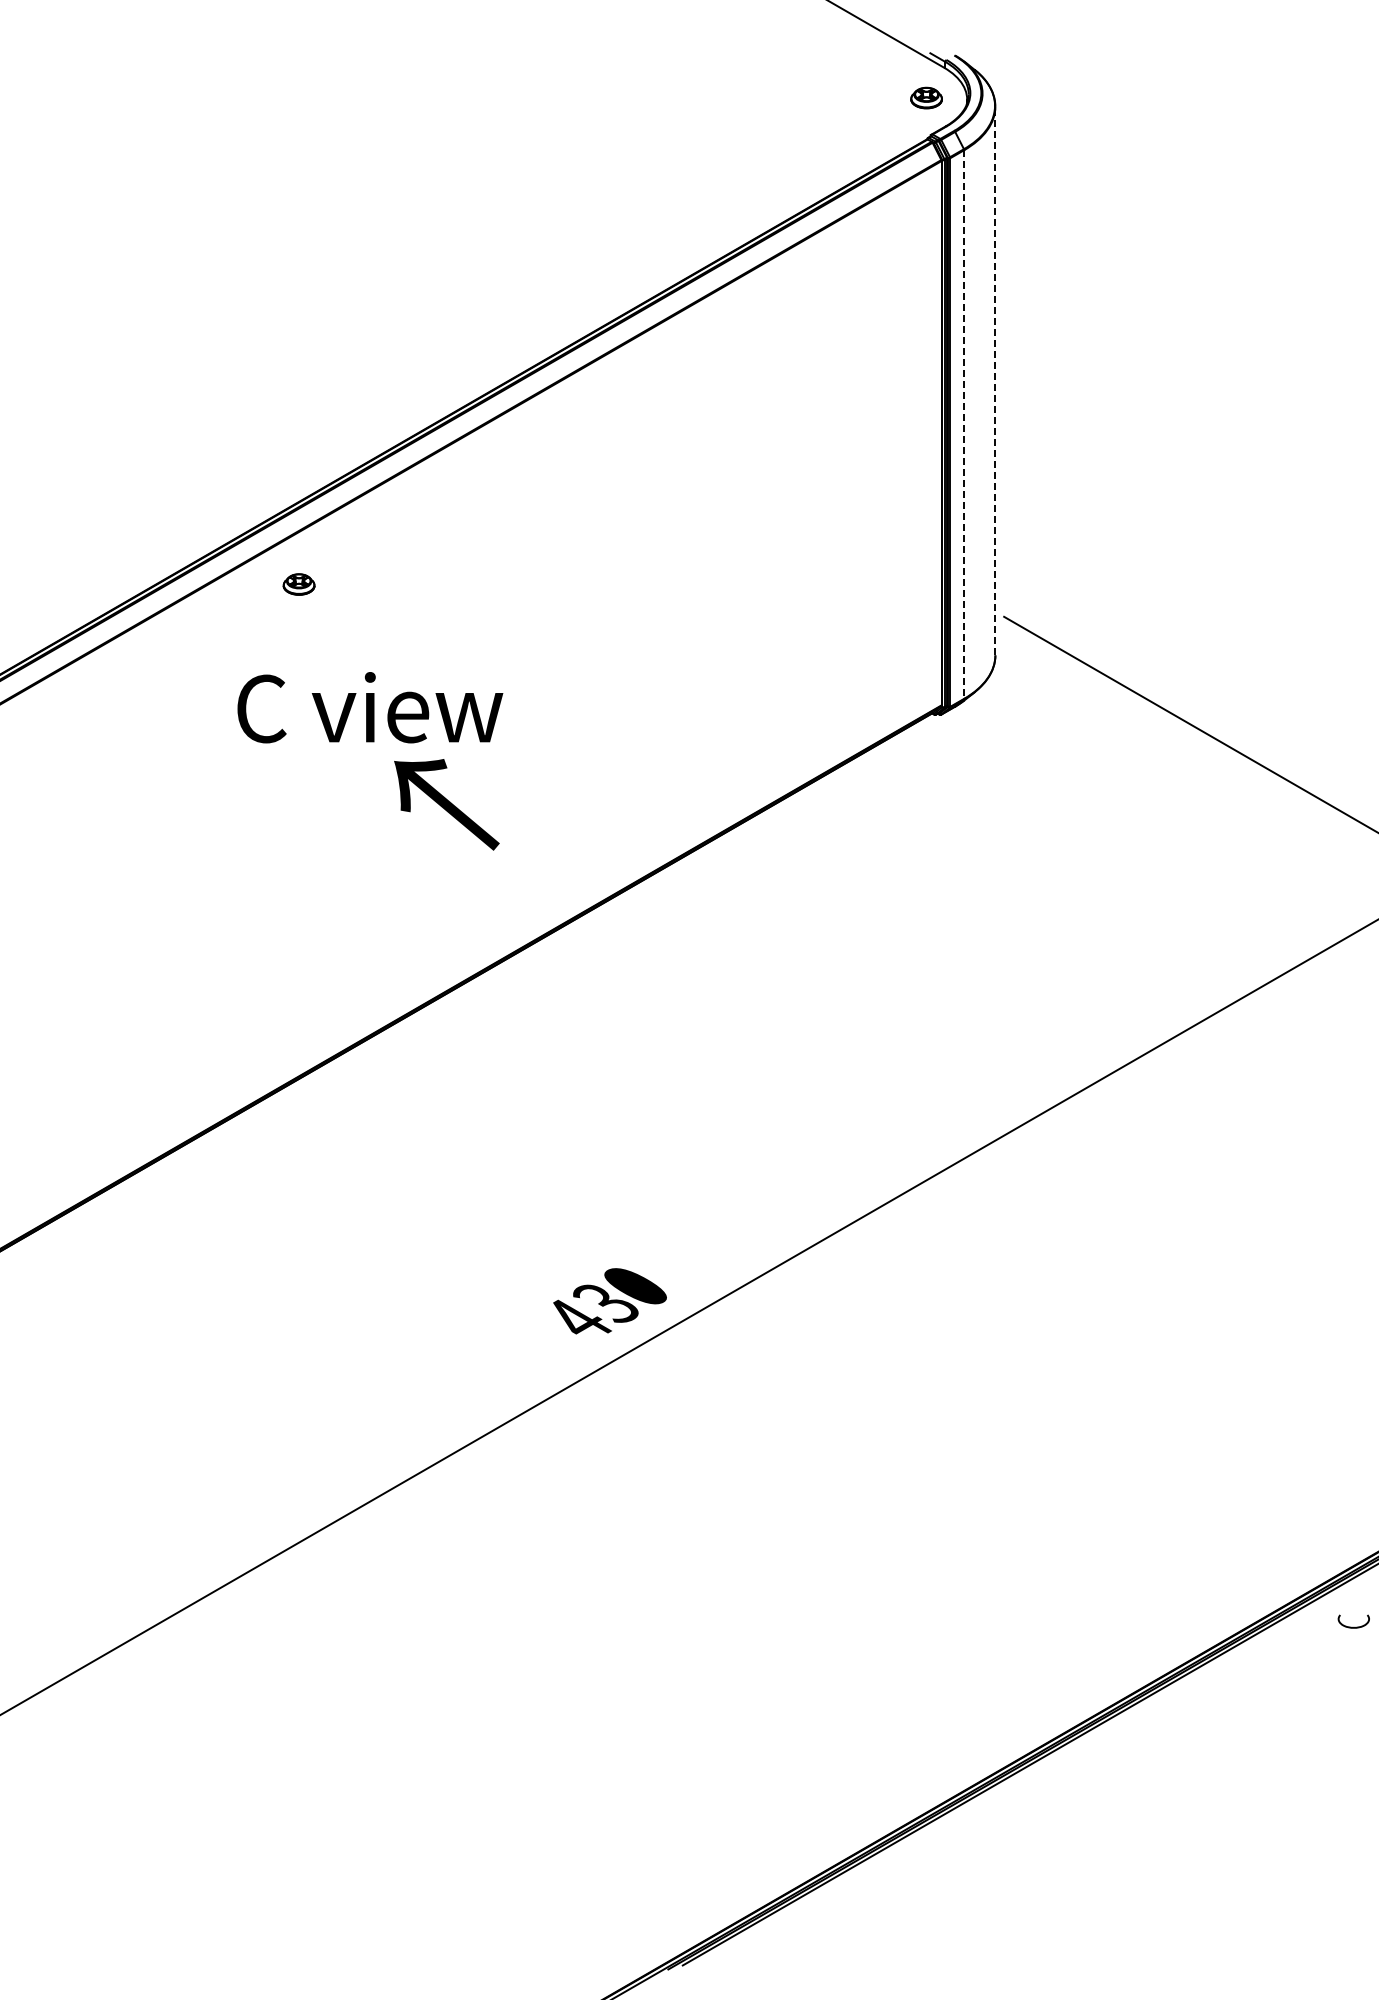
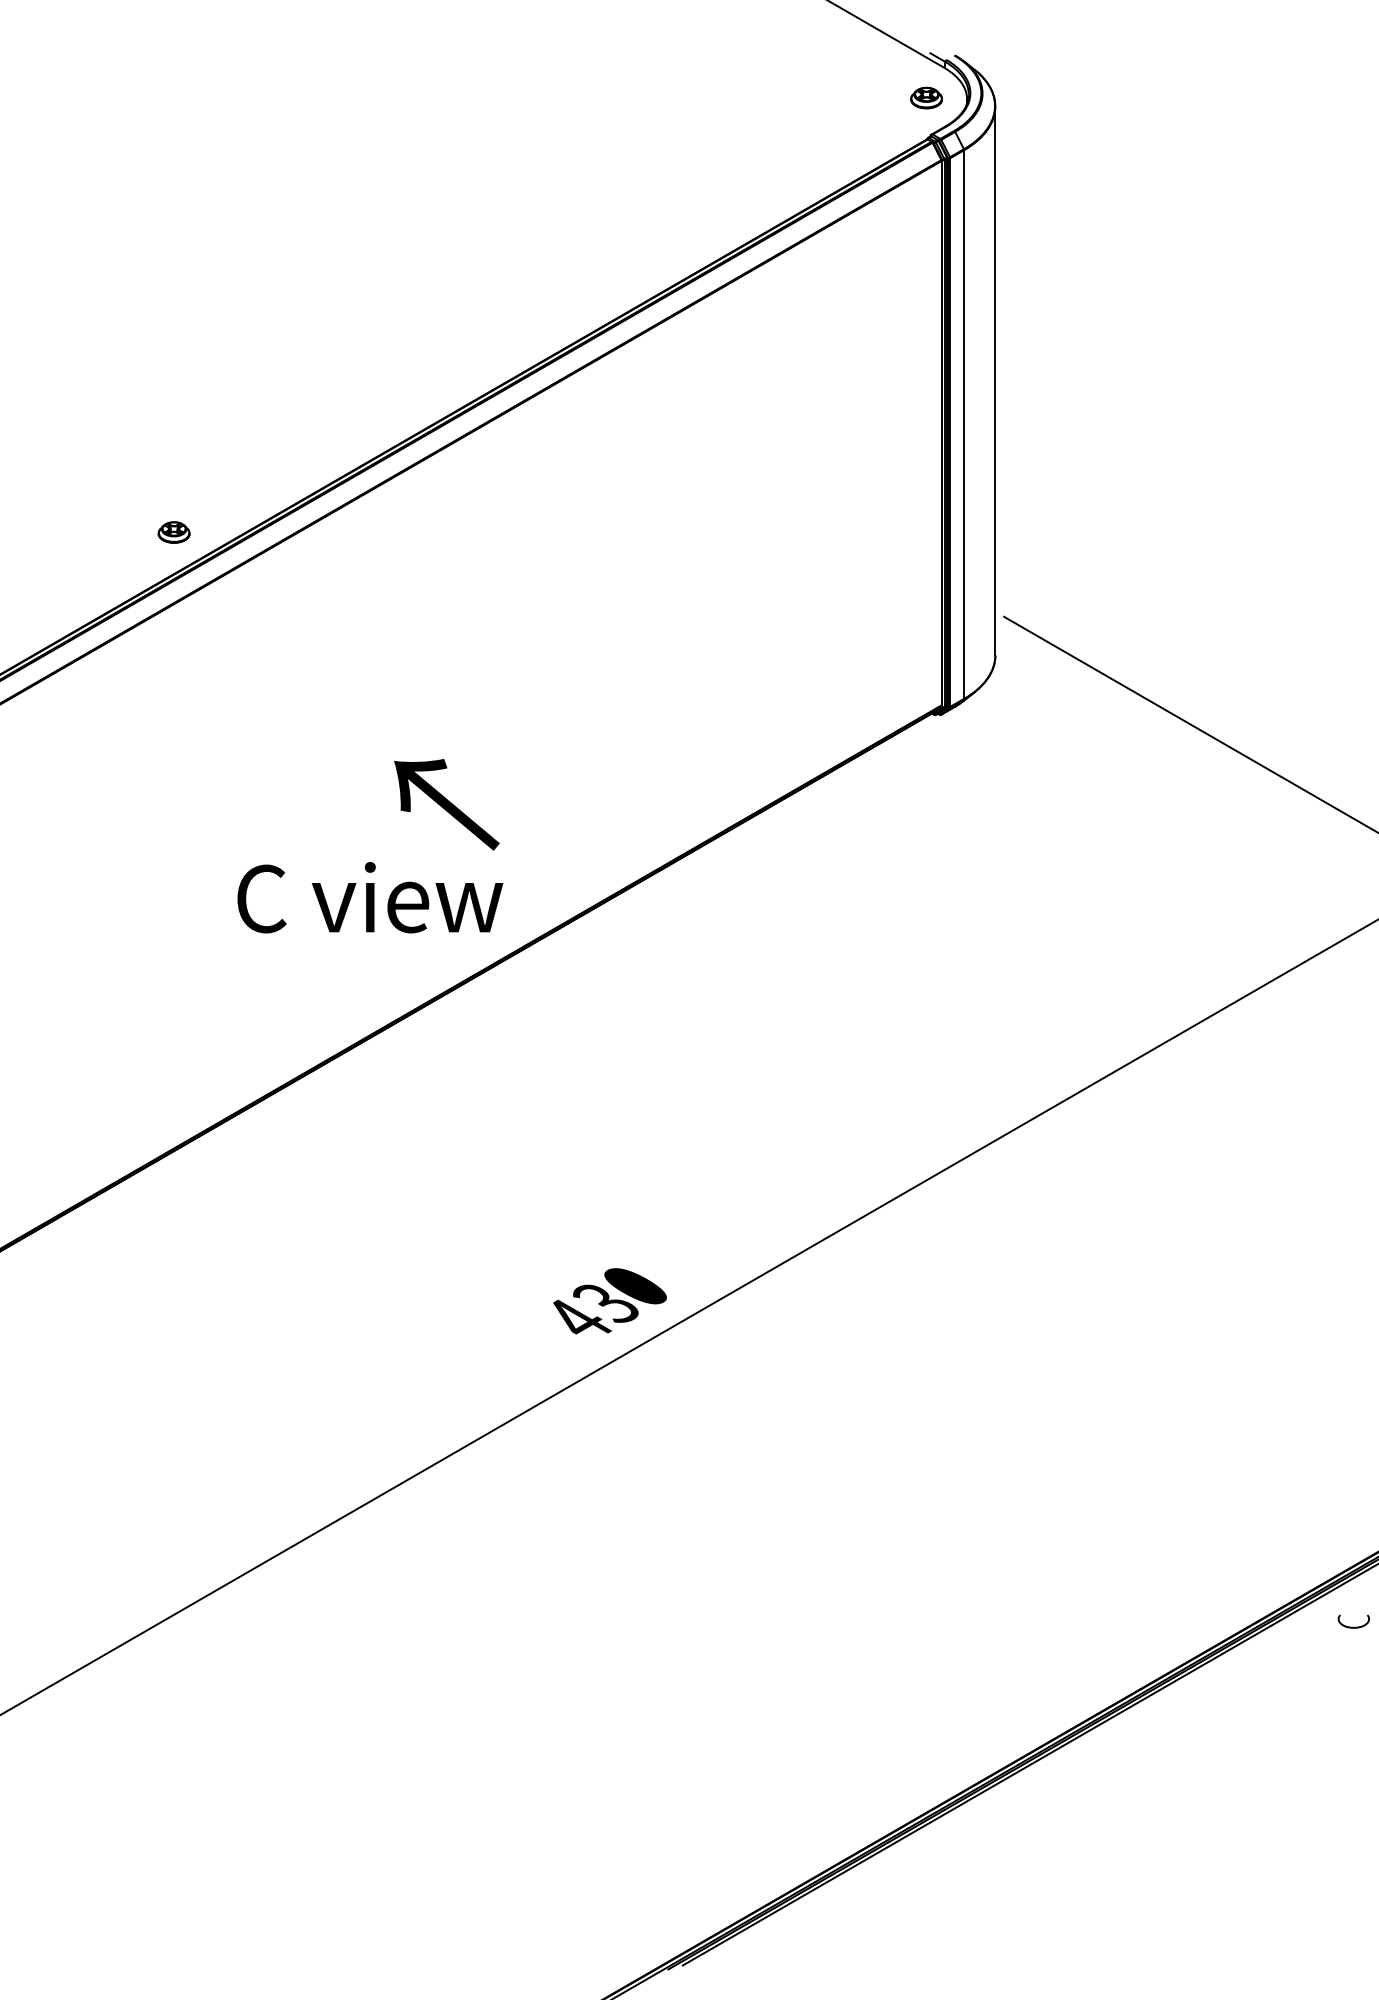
line: dashed -> solid (995, 380)
line: dashed -> solid (964, 425)
part position: (298, 584) -> (173, 532) (173, 532)
text position: (370, 707) -> (370, 897) (370, 897)
